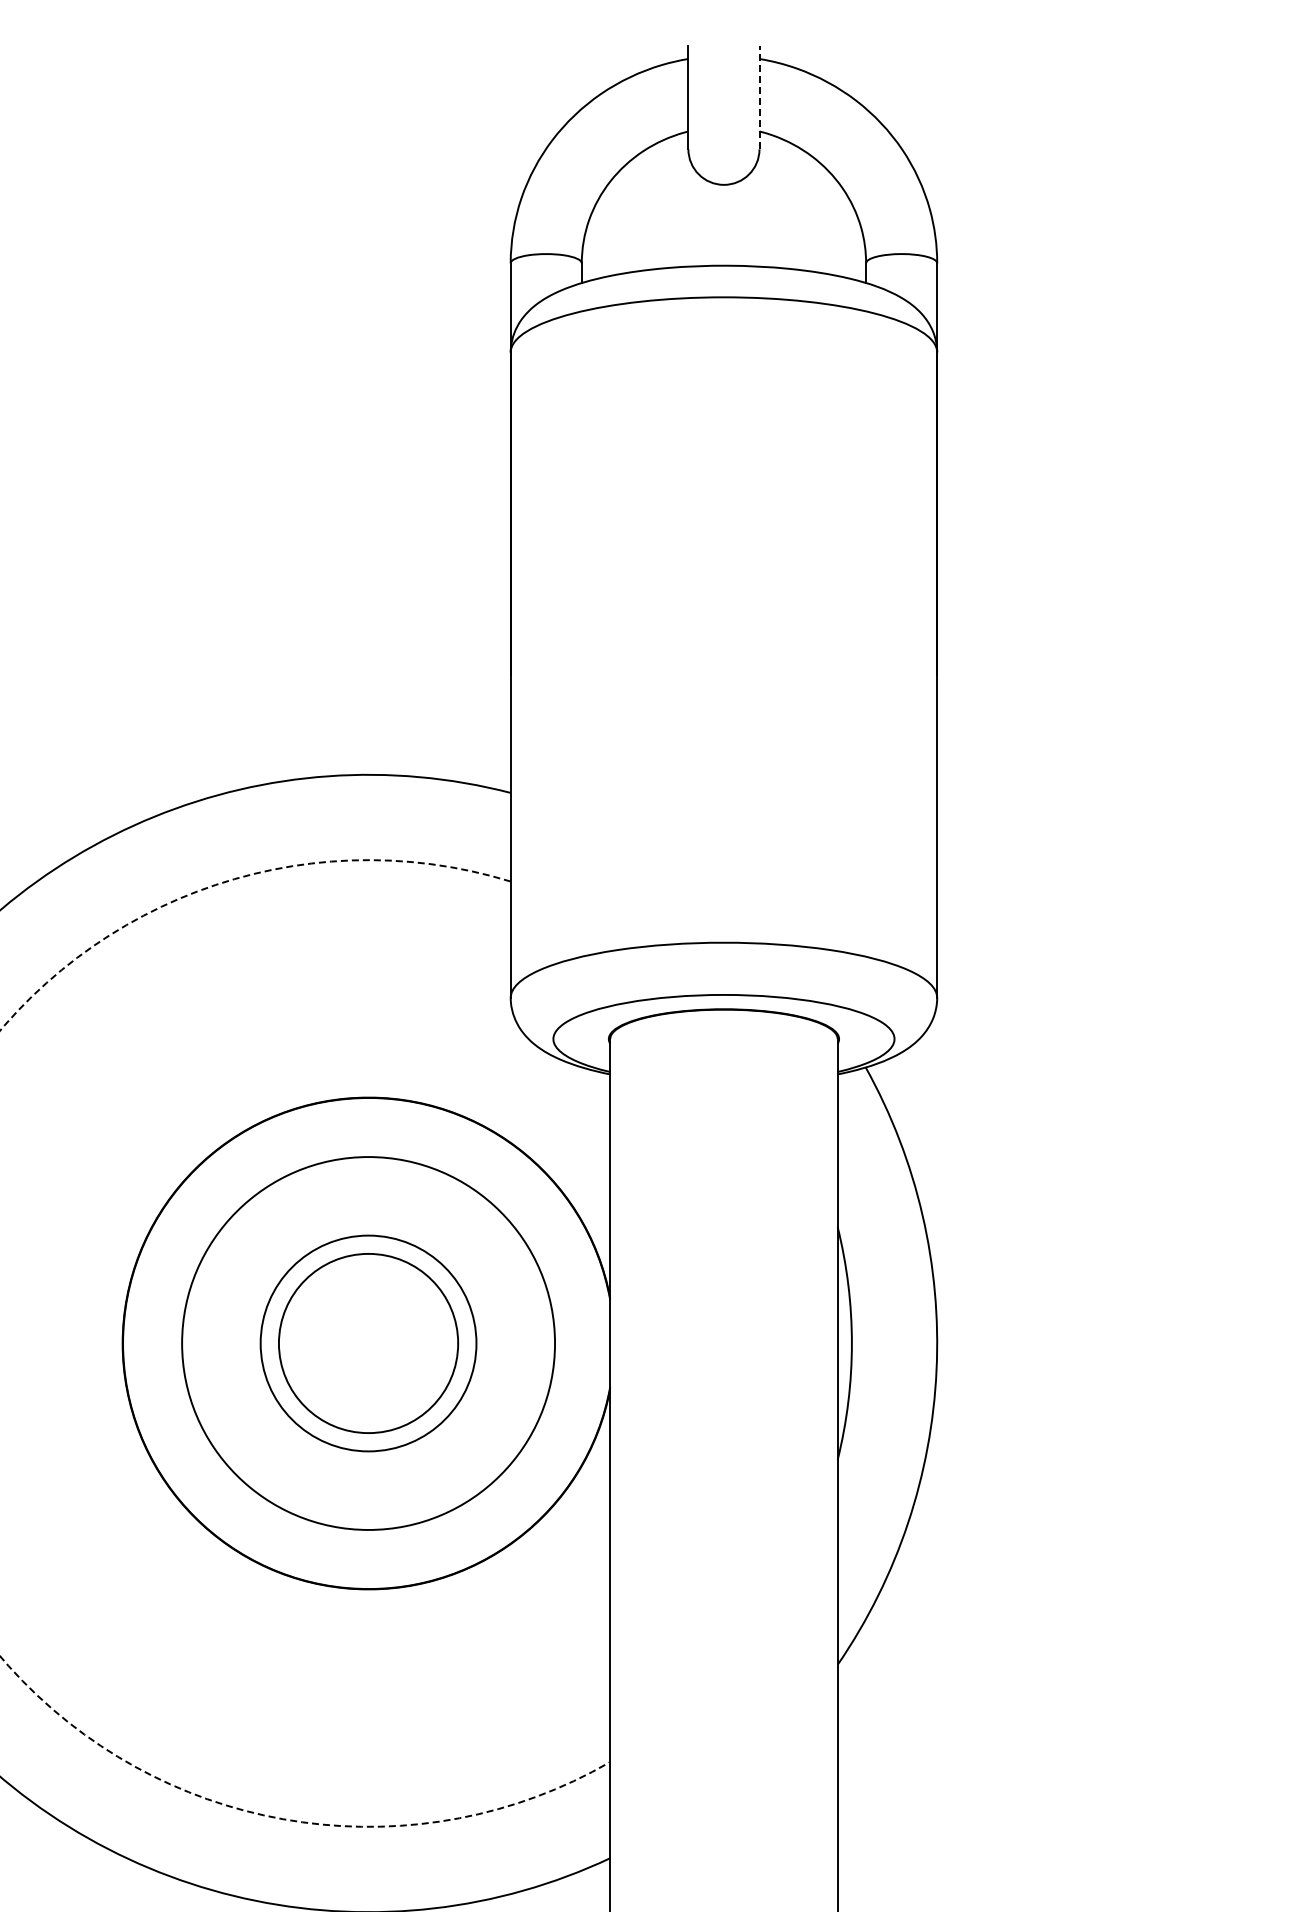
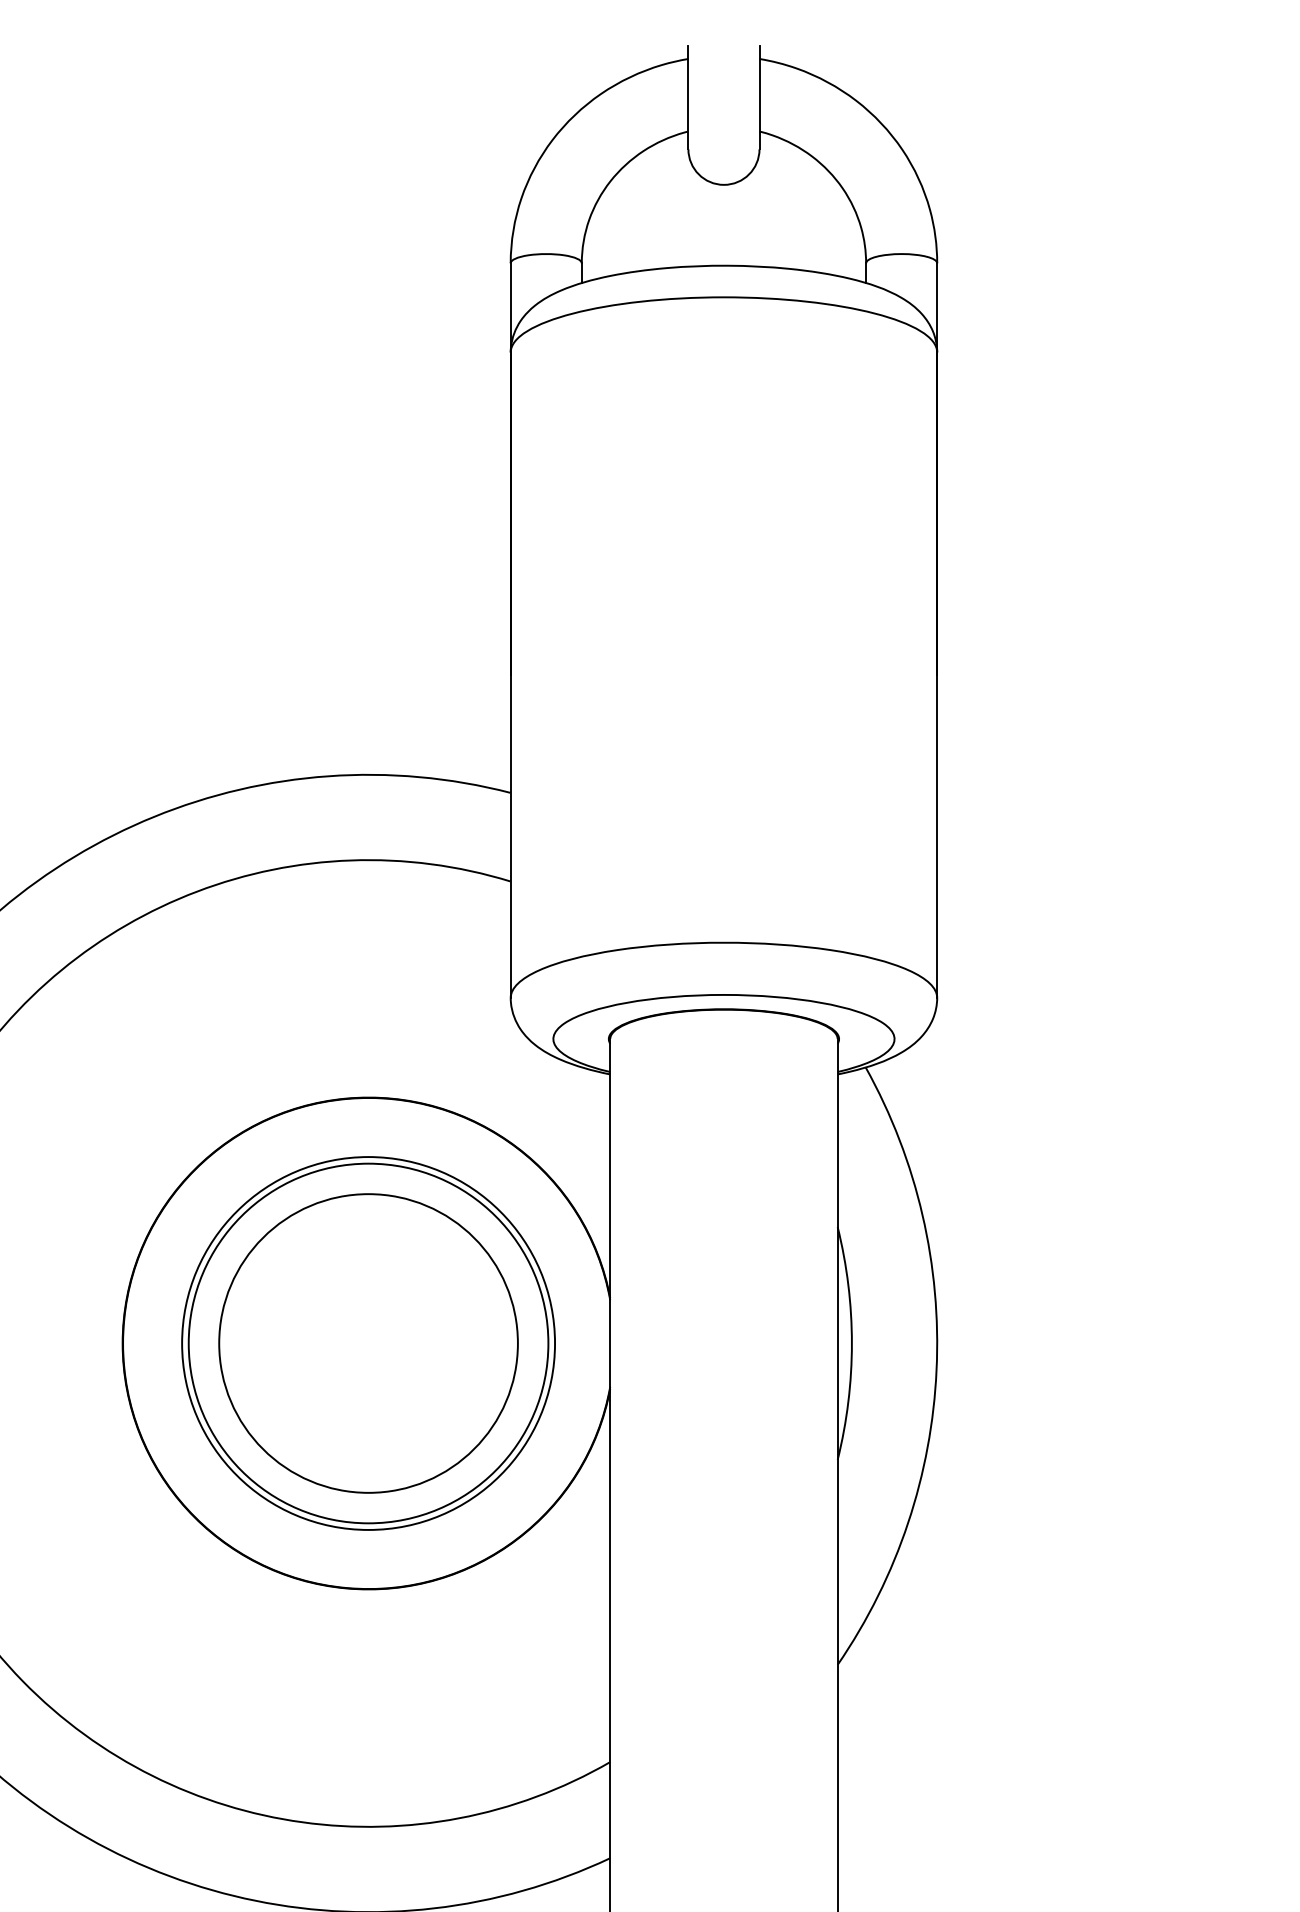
line: dashed -> solid (759, 97)
circle diameter: 179 px -> 299 px (368, 1343)
circle diameter: 216 px -> 360 px (368, 1343)
arc: dashed -> solid (37, 1695)
